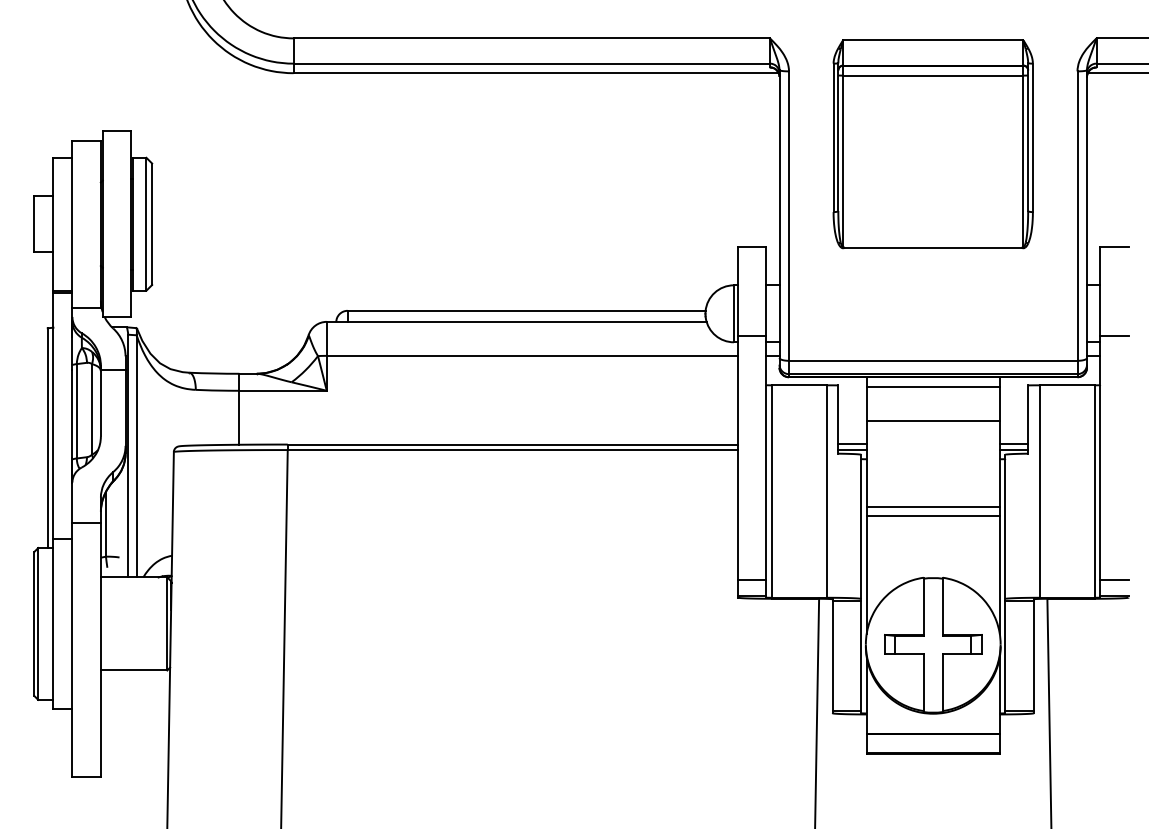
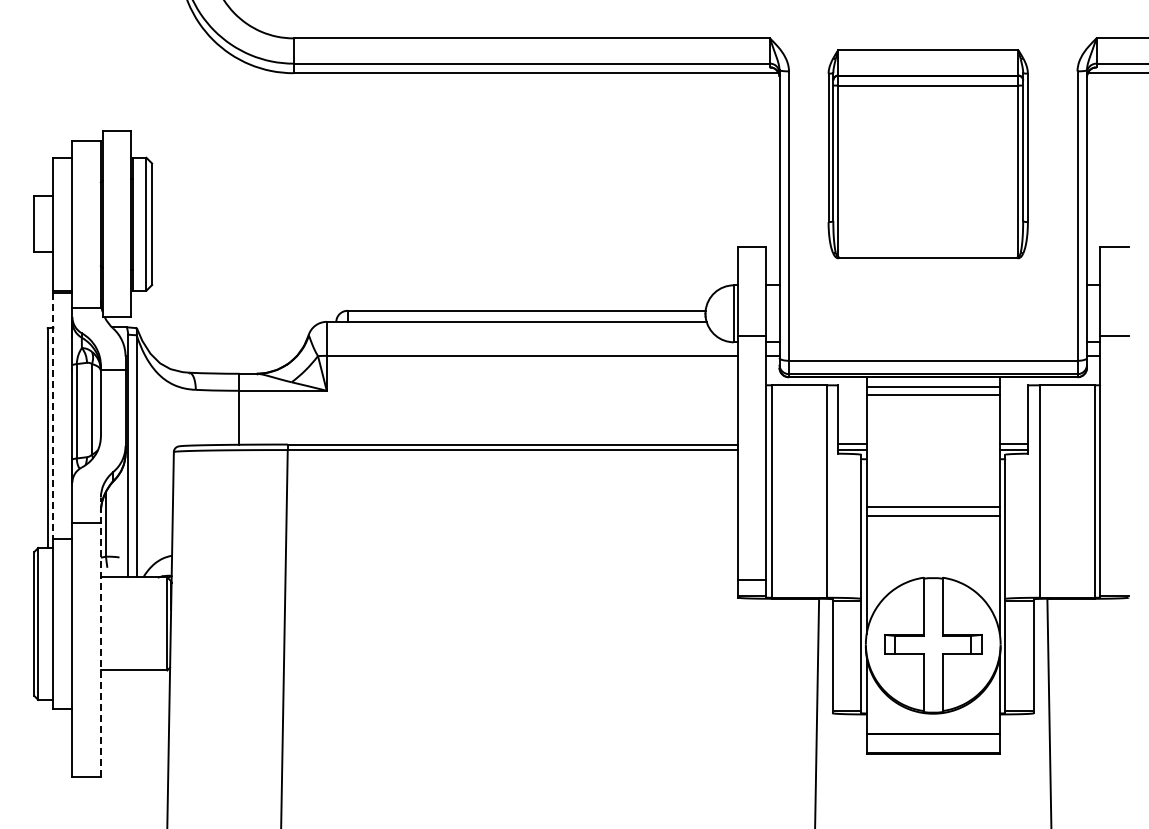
part position: (932, 144) -> (927, 154) (927, 154)
line: solid -> dashed (53, 416)
line position: (932, 420) -> (932, 394) (932, 394)
line: present -> none (1114, 580)
line: solid -> dashed (100, 637)
